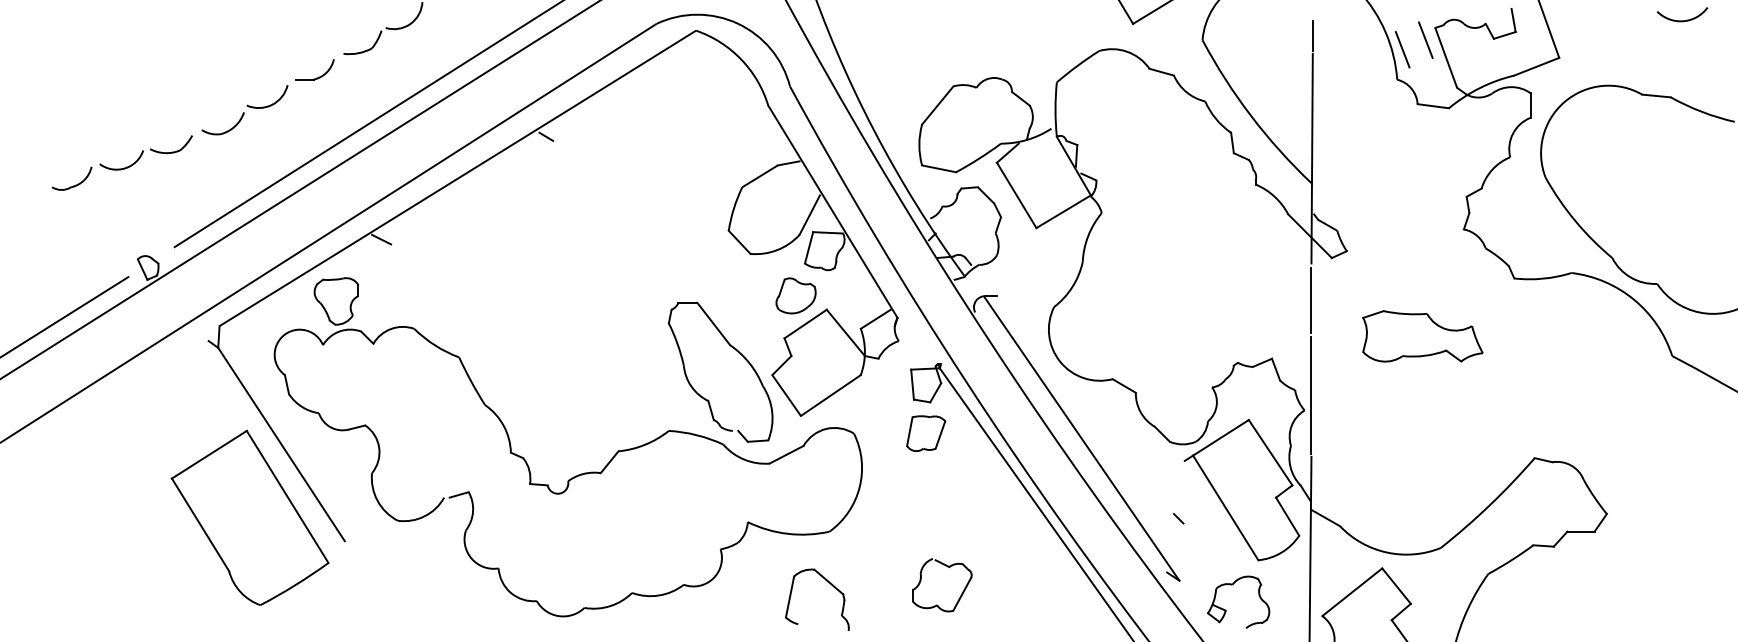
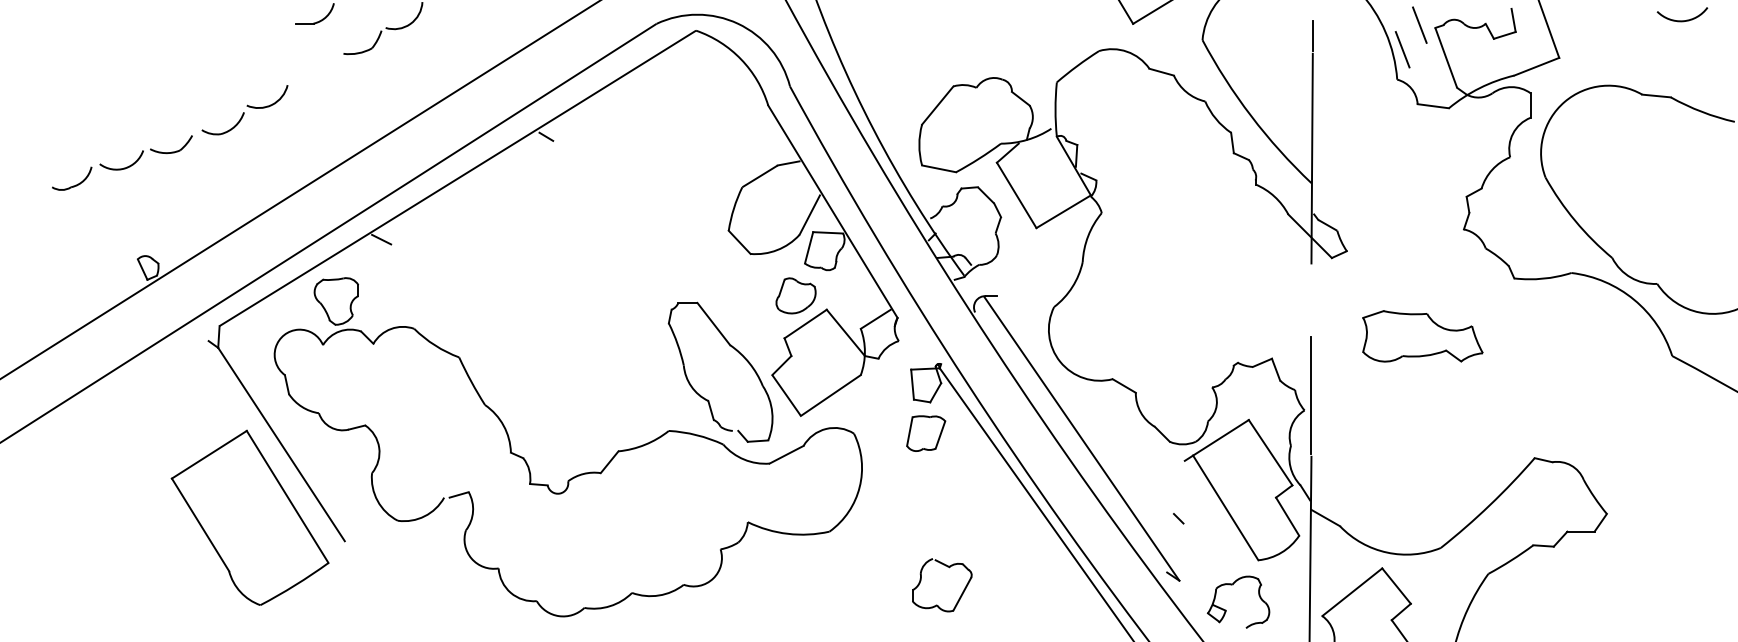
line position: (1425, 39) -> (1419, 24) (1419, 24)
part position: (316, 77) -> (316, 21) (316, 21)
line: present -> none (367, 124)
line: present -> none (1311, 299)
line: present -> none (65, 316)
part: present -> none (828, 583)
